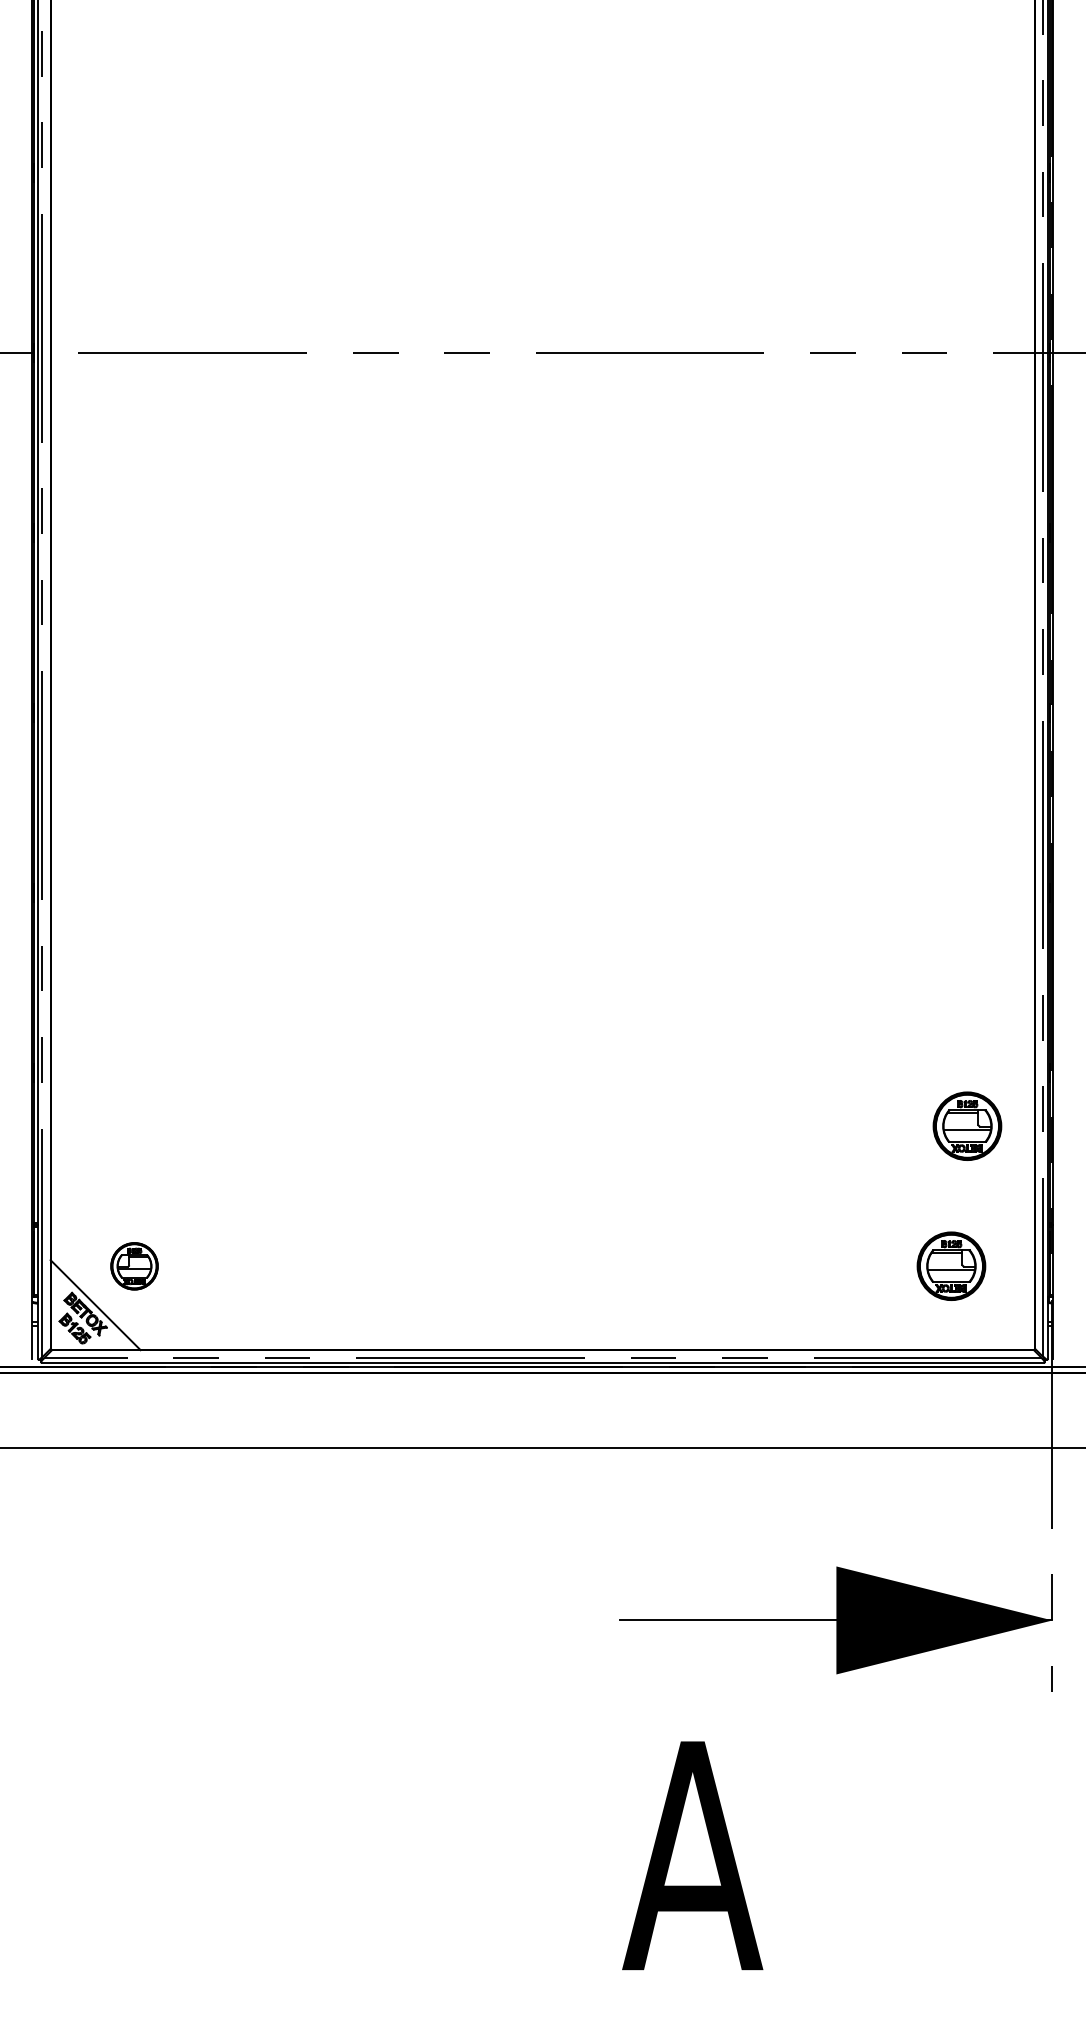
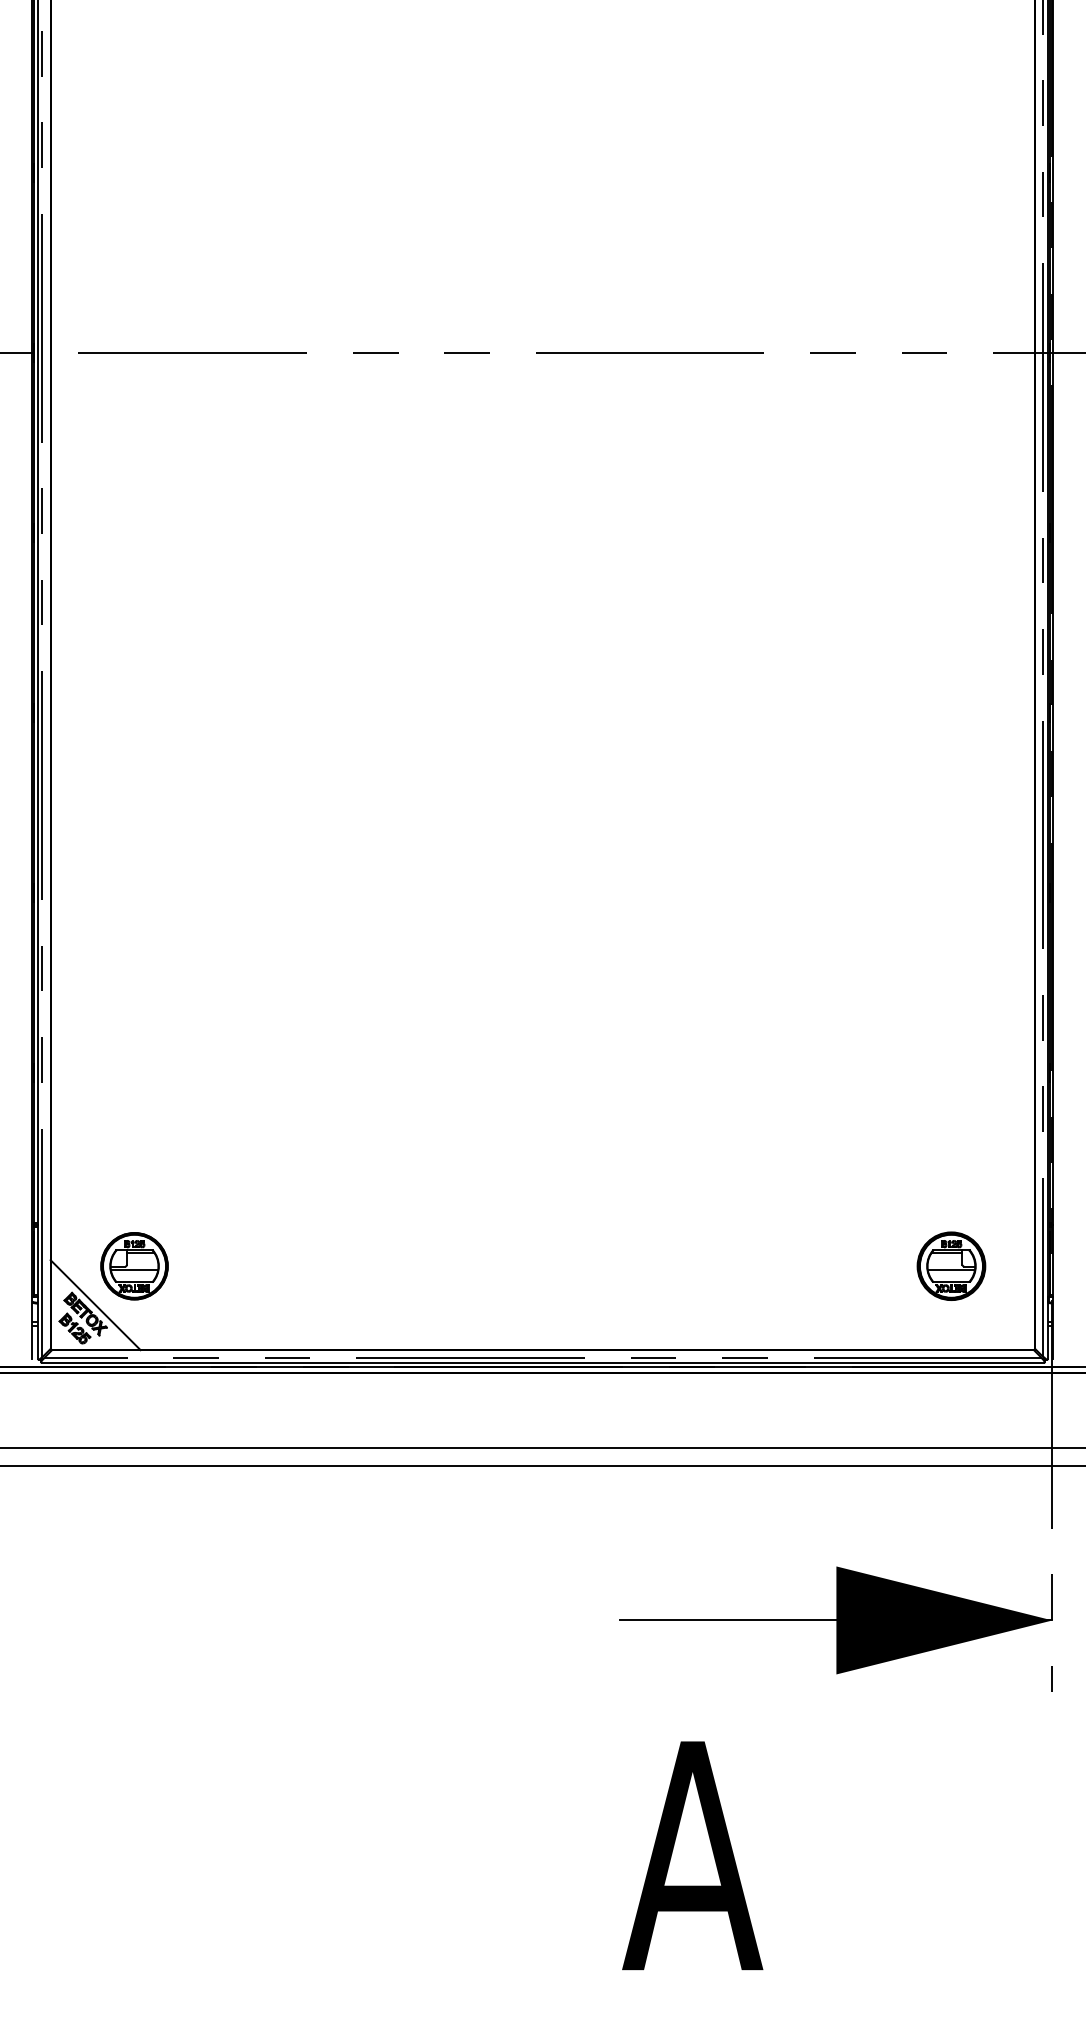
part: present -> none (967, 1125)
part size: 49x49 px -> 69x69 px (134, 1266)
line: none -> present (542, 1465)
